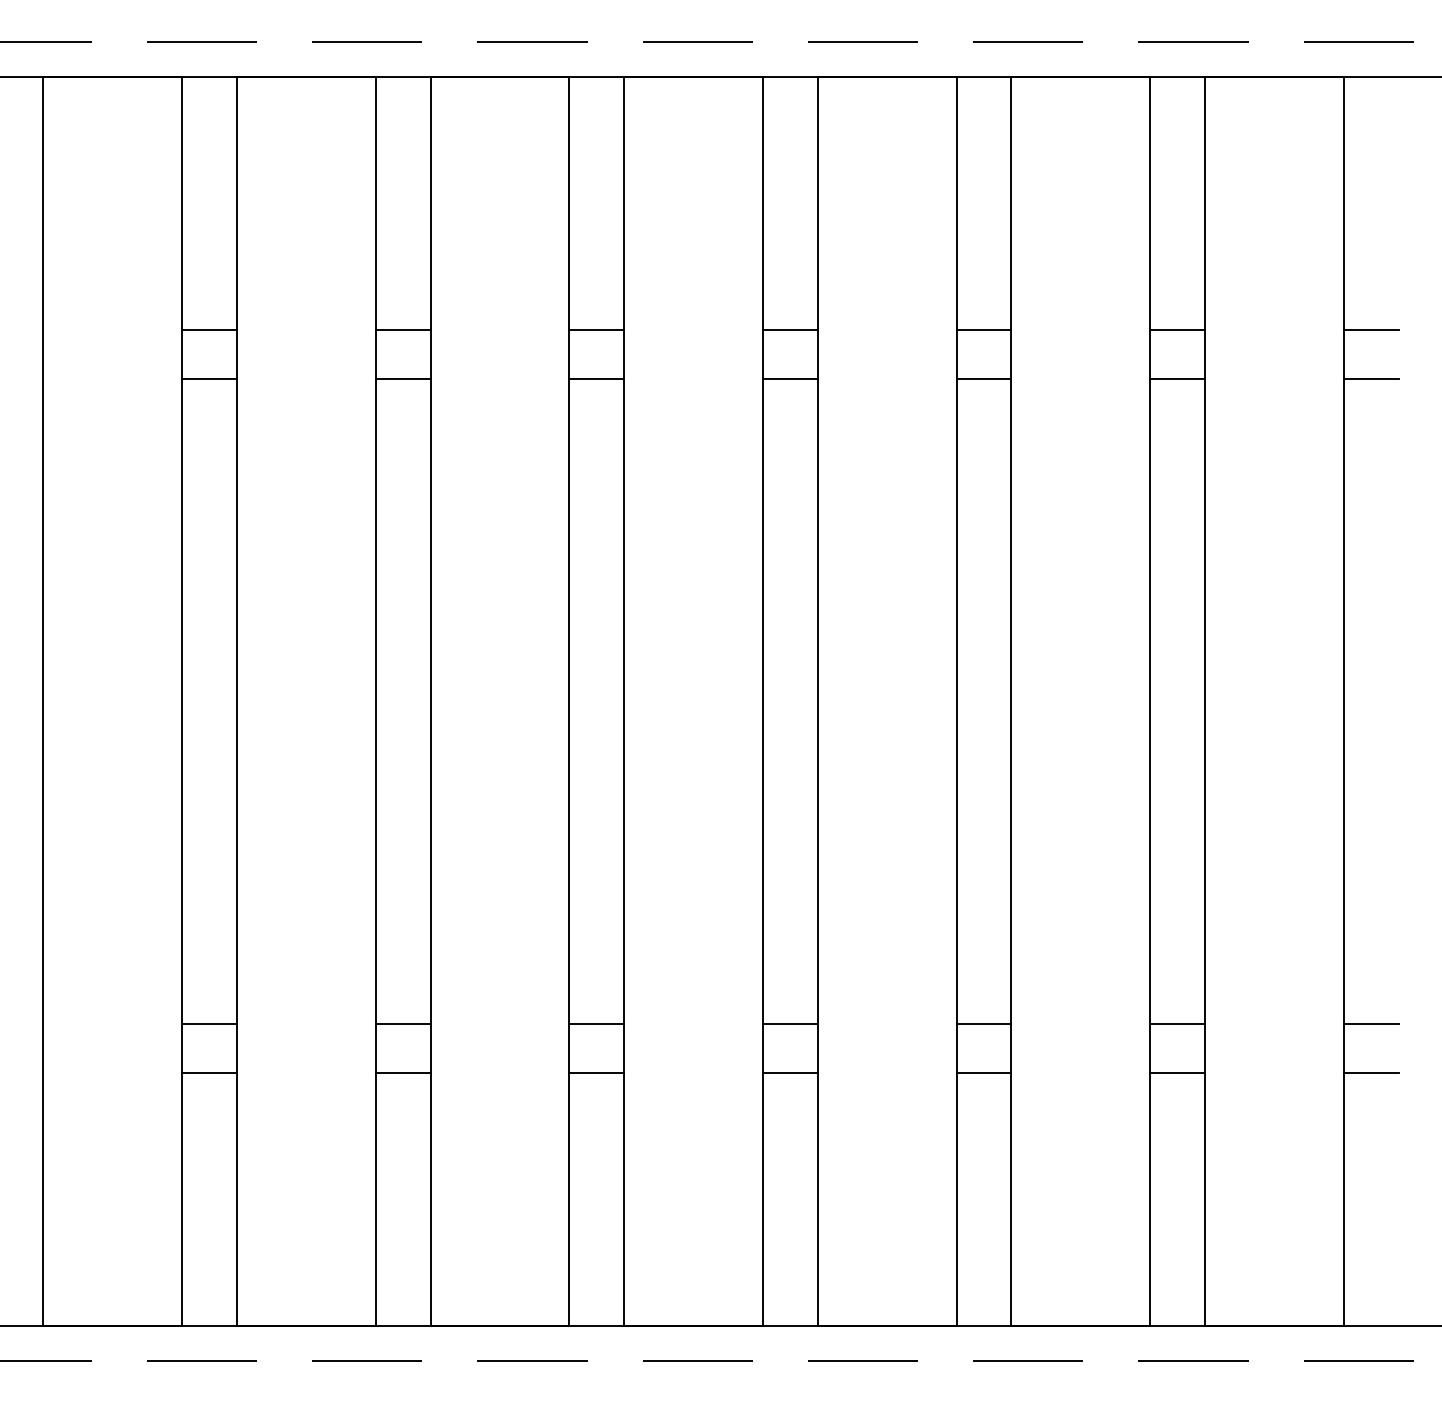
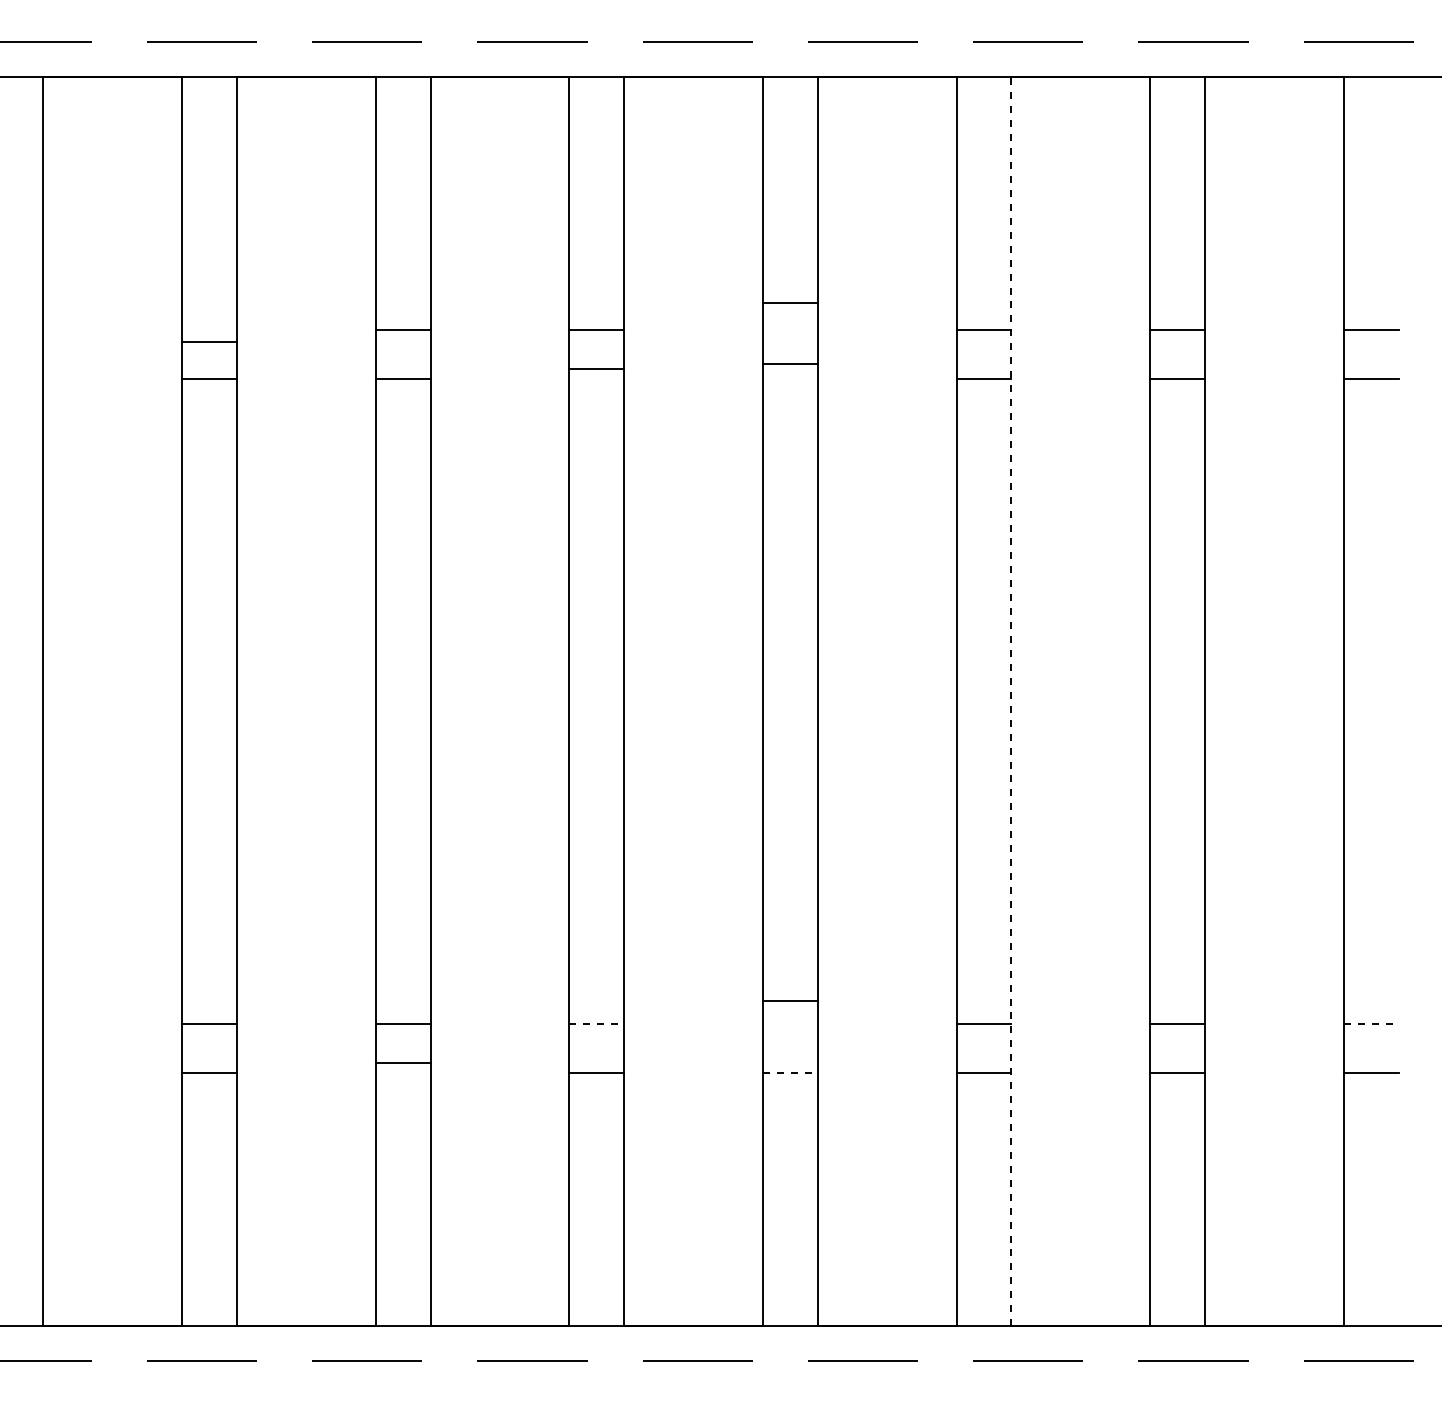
line position: (209, 330) -> (209, 342) (209, 342)
line position: (789, 330) -> (789, 303) (789, 303)
line position: (596, 378) -> (596, 368) (596, 368)
line position: (789, 378) -> (789, 363) (789, 363)
line: solid -> dashed (1011, 701)
line: solid -> dashed (597, 1024)
line position: (789, 1024) -> (789, 1001) (789, 1001)
line: solid -> dashed (1371, 1024)
line position: (402, 1072) -> (402, 1062) (402, 1062)
line: solid -> dashed (790, 1072)
